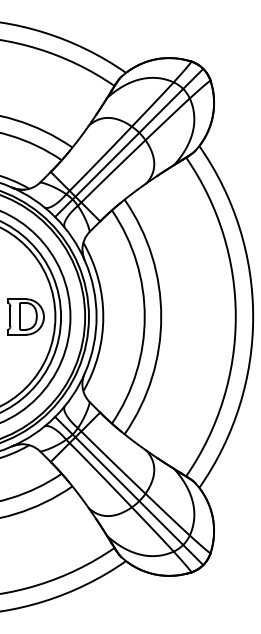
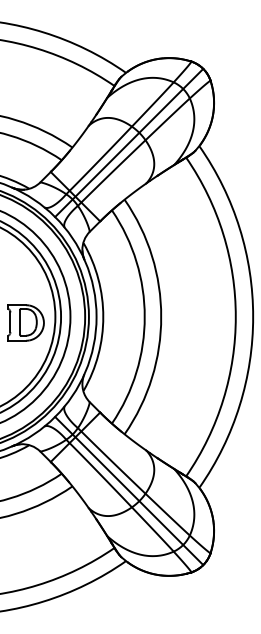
part position: (25, 316) -> (25, 322) (25, 322)
